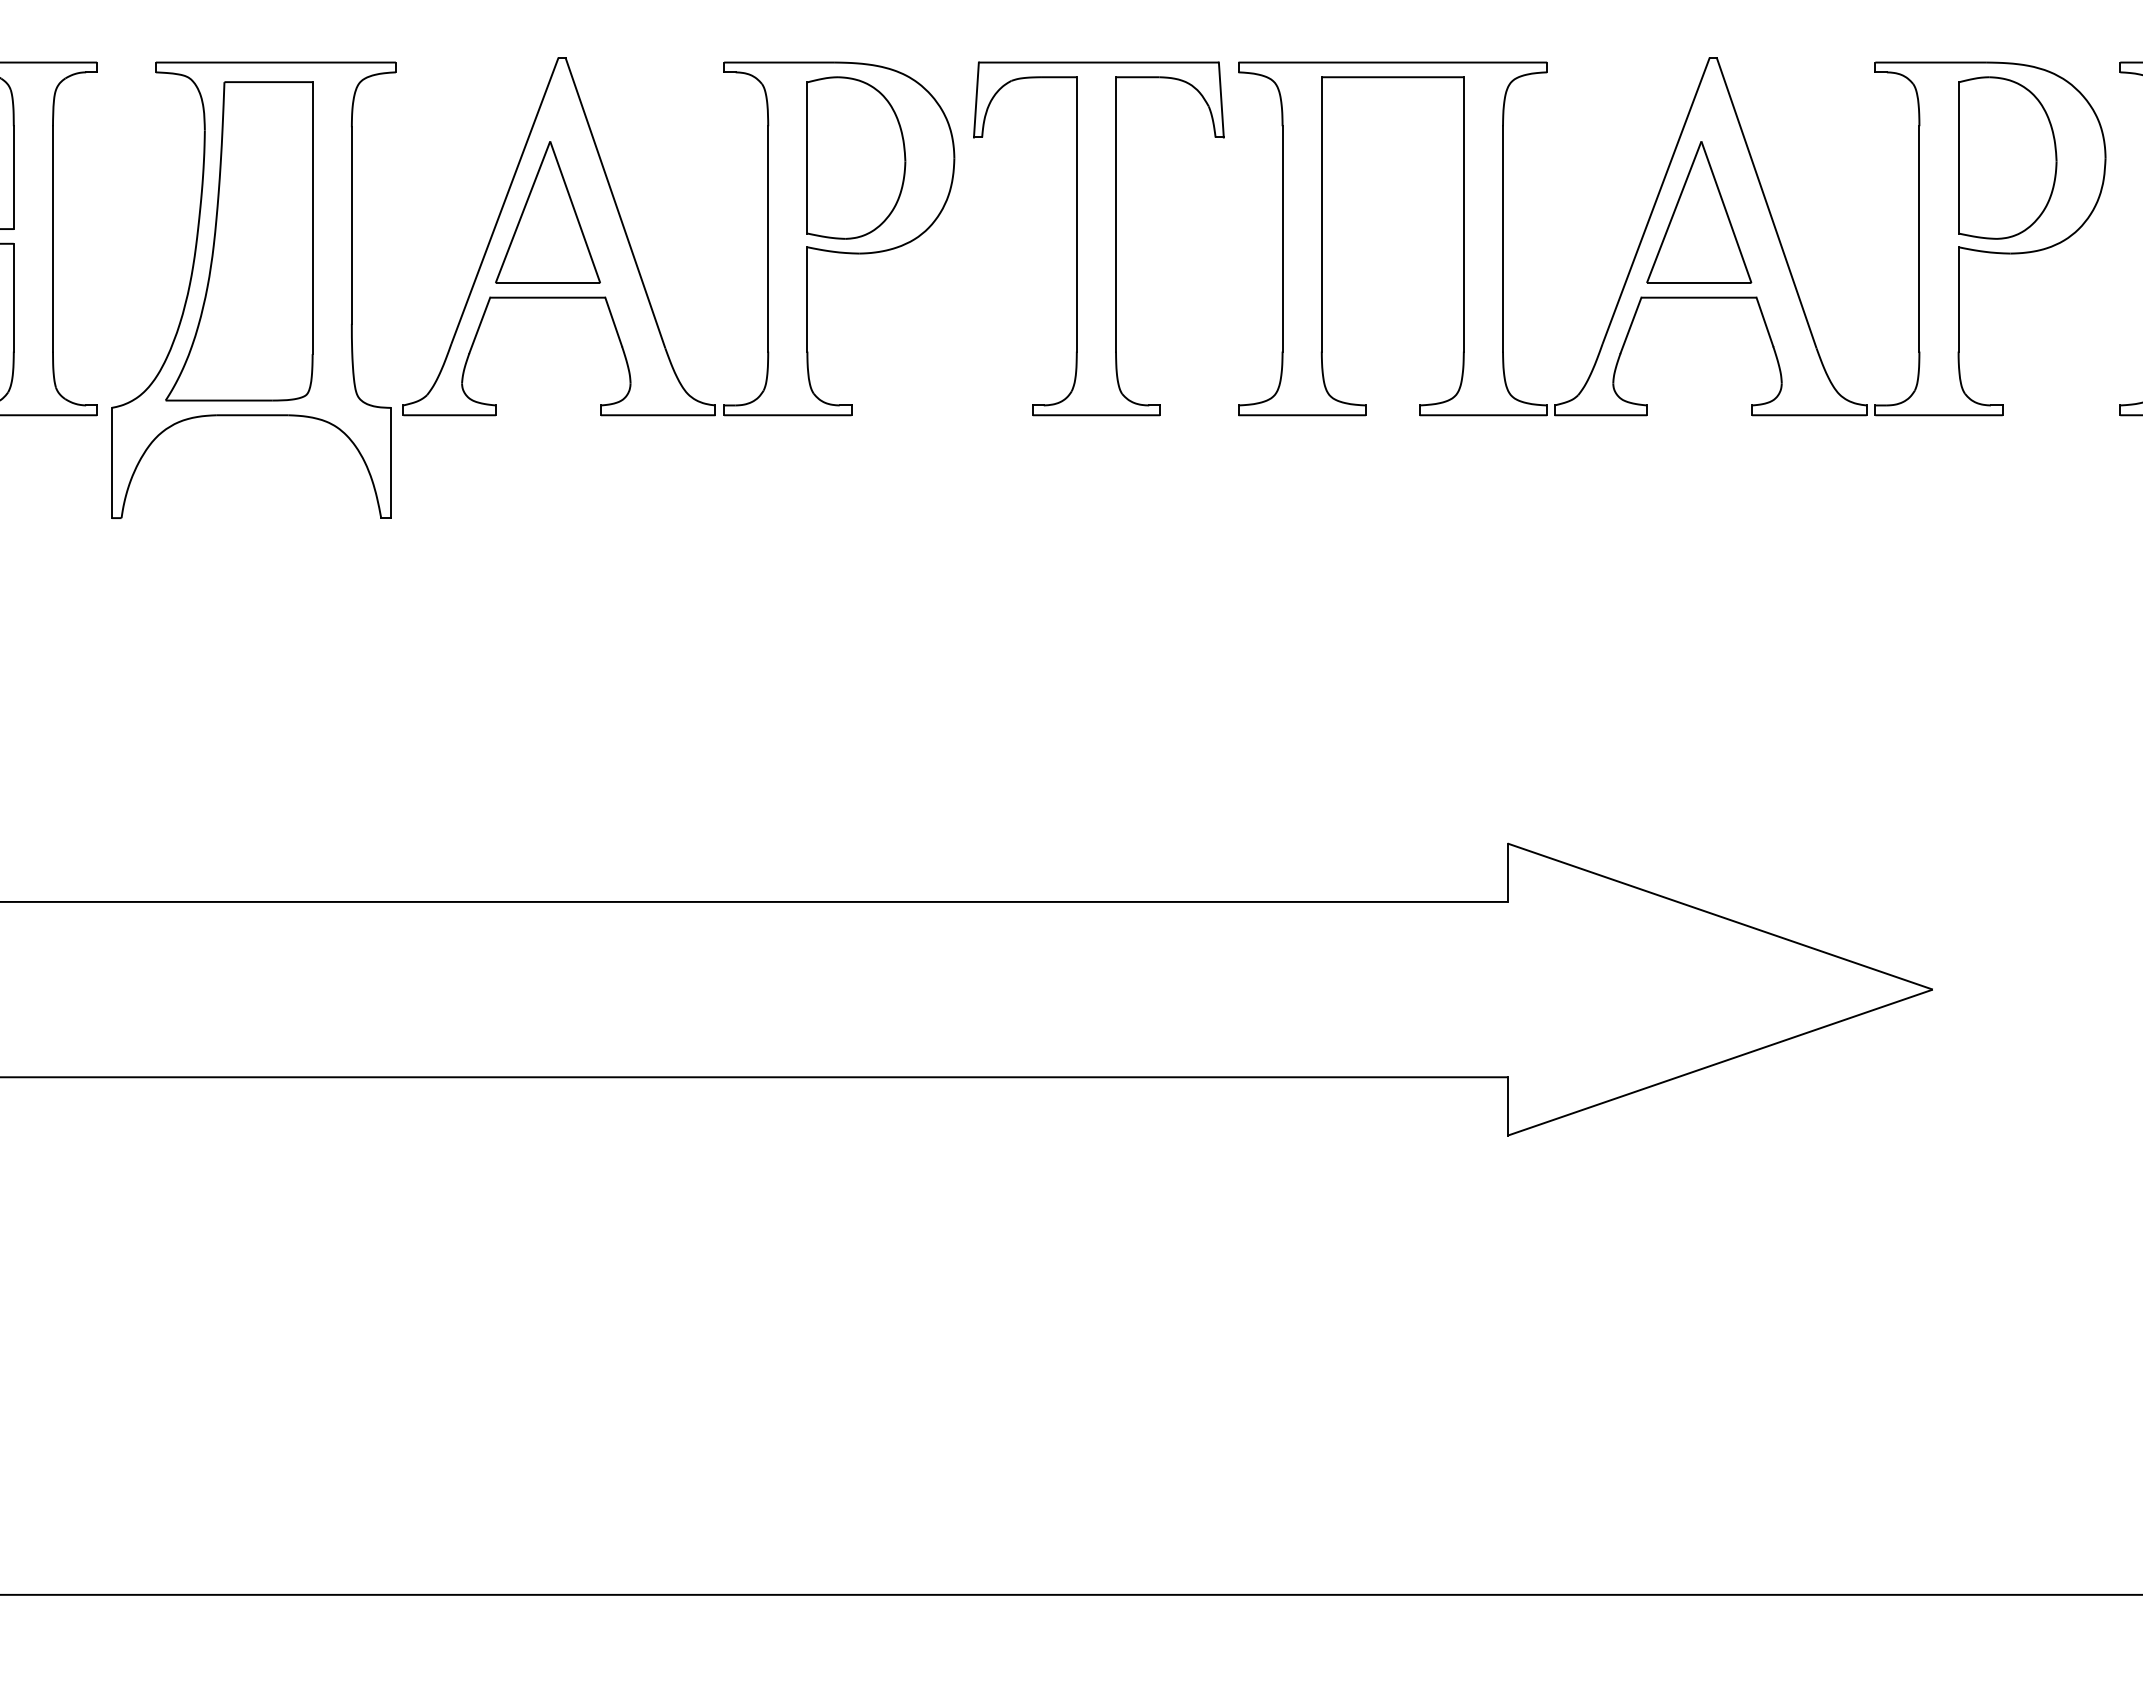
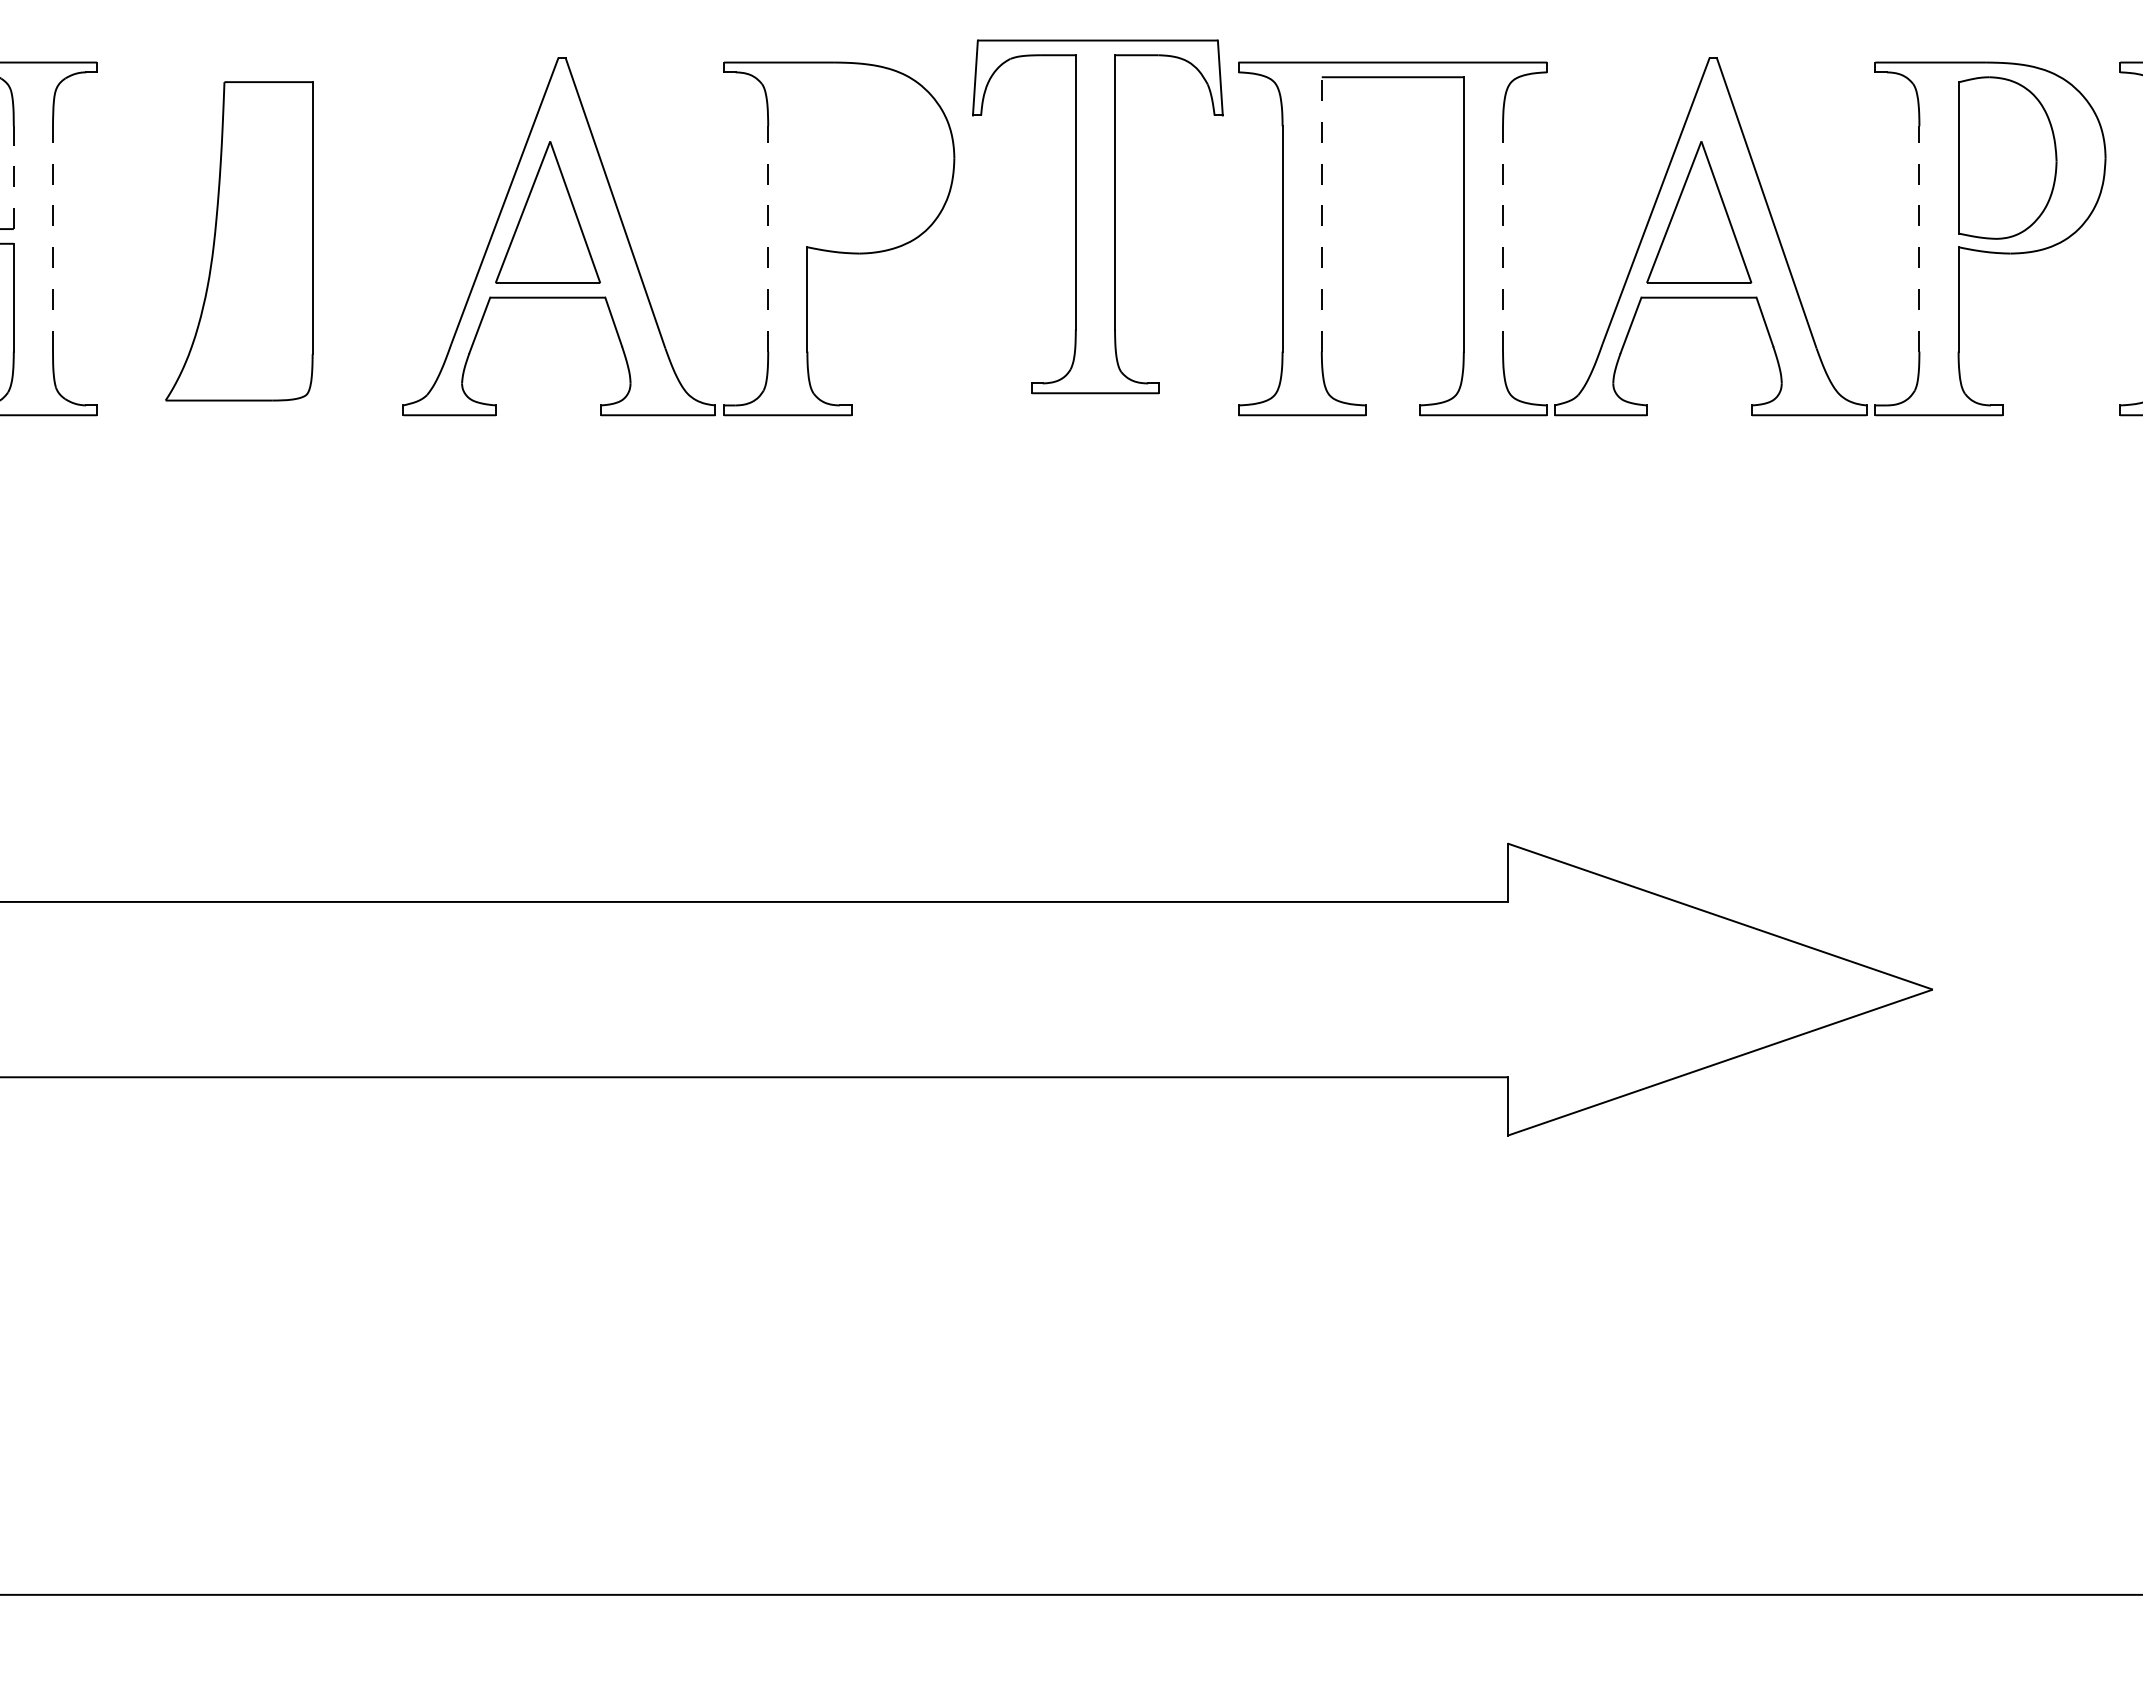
part: present -> none (856, 157)
line: solid -> dashed (13, 177)
line: solid -> dashed (1321, 213)
line: solid -> dashed (53, 238)
line: solid -> dashed (768, 238)
part position: (1098, 238) -> (1097, 216) (1097, 216)
line: solid -> dashed (1503, 238)
line: solid -> dashed (1919, 238)
part: present -> none (253, 289)
